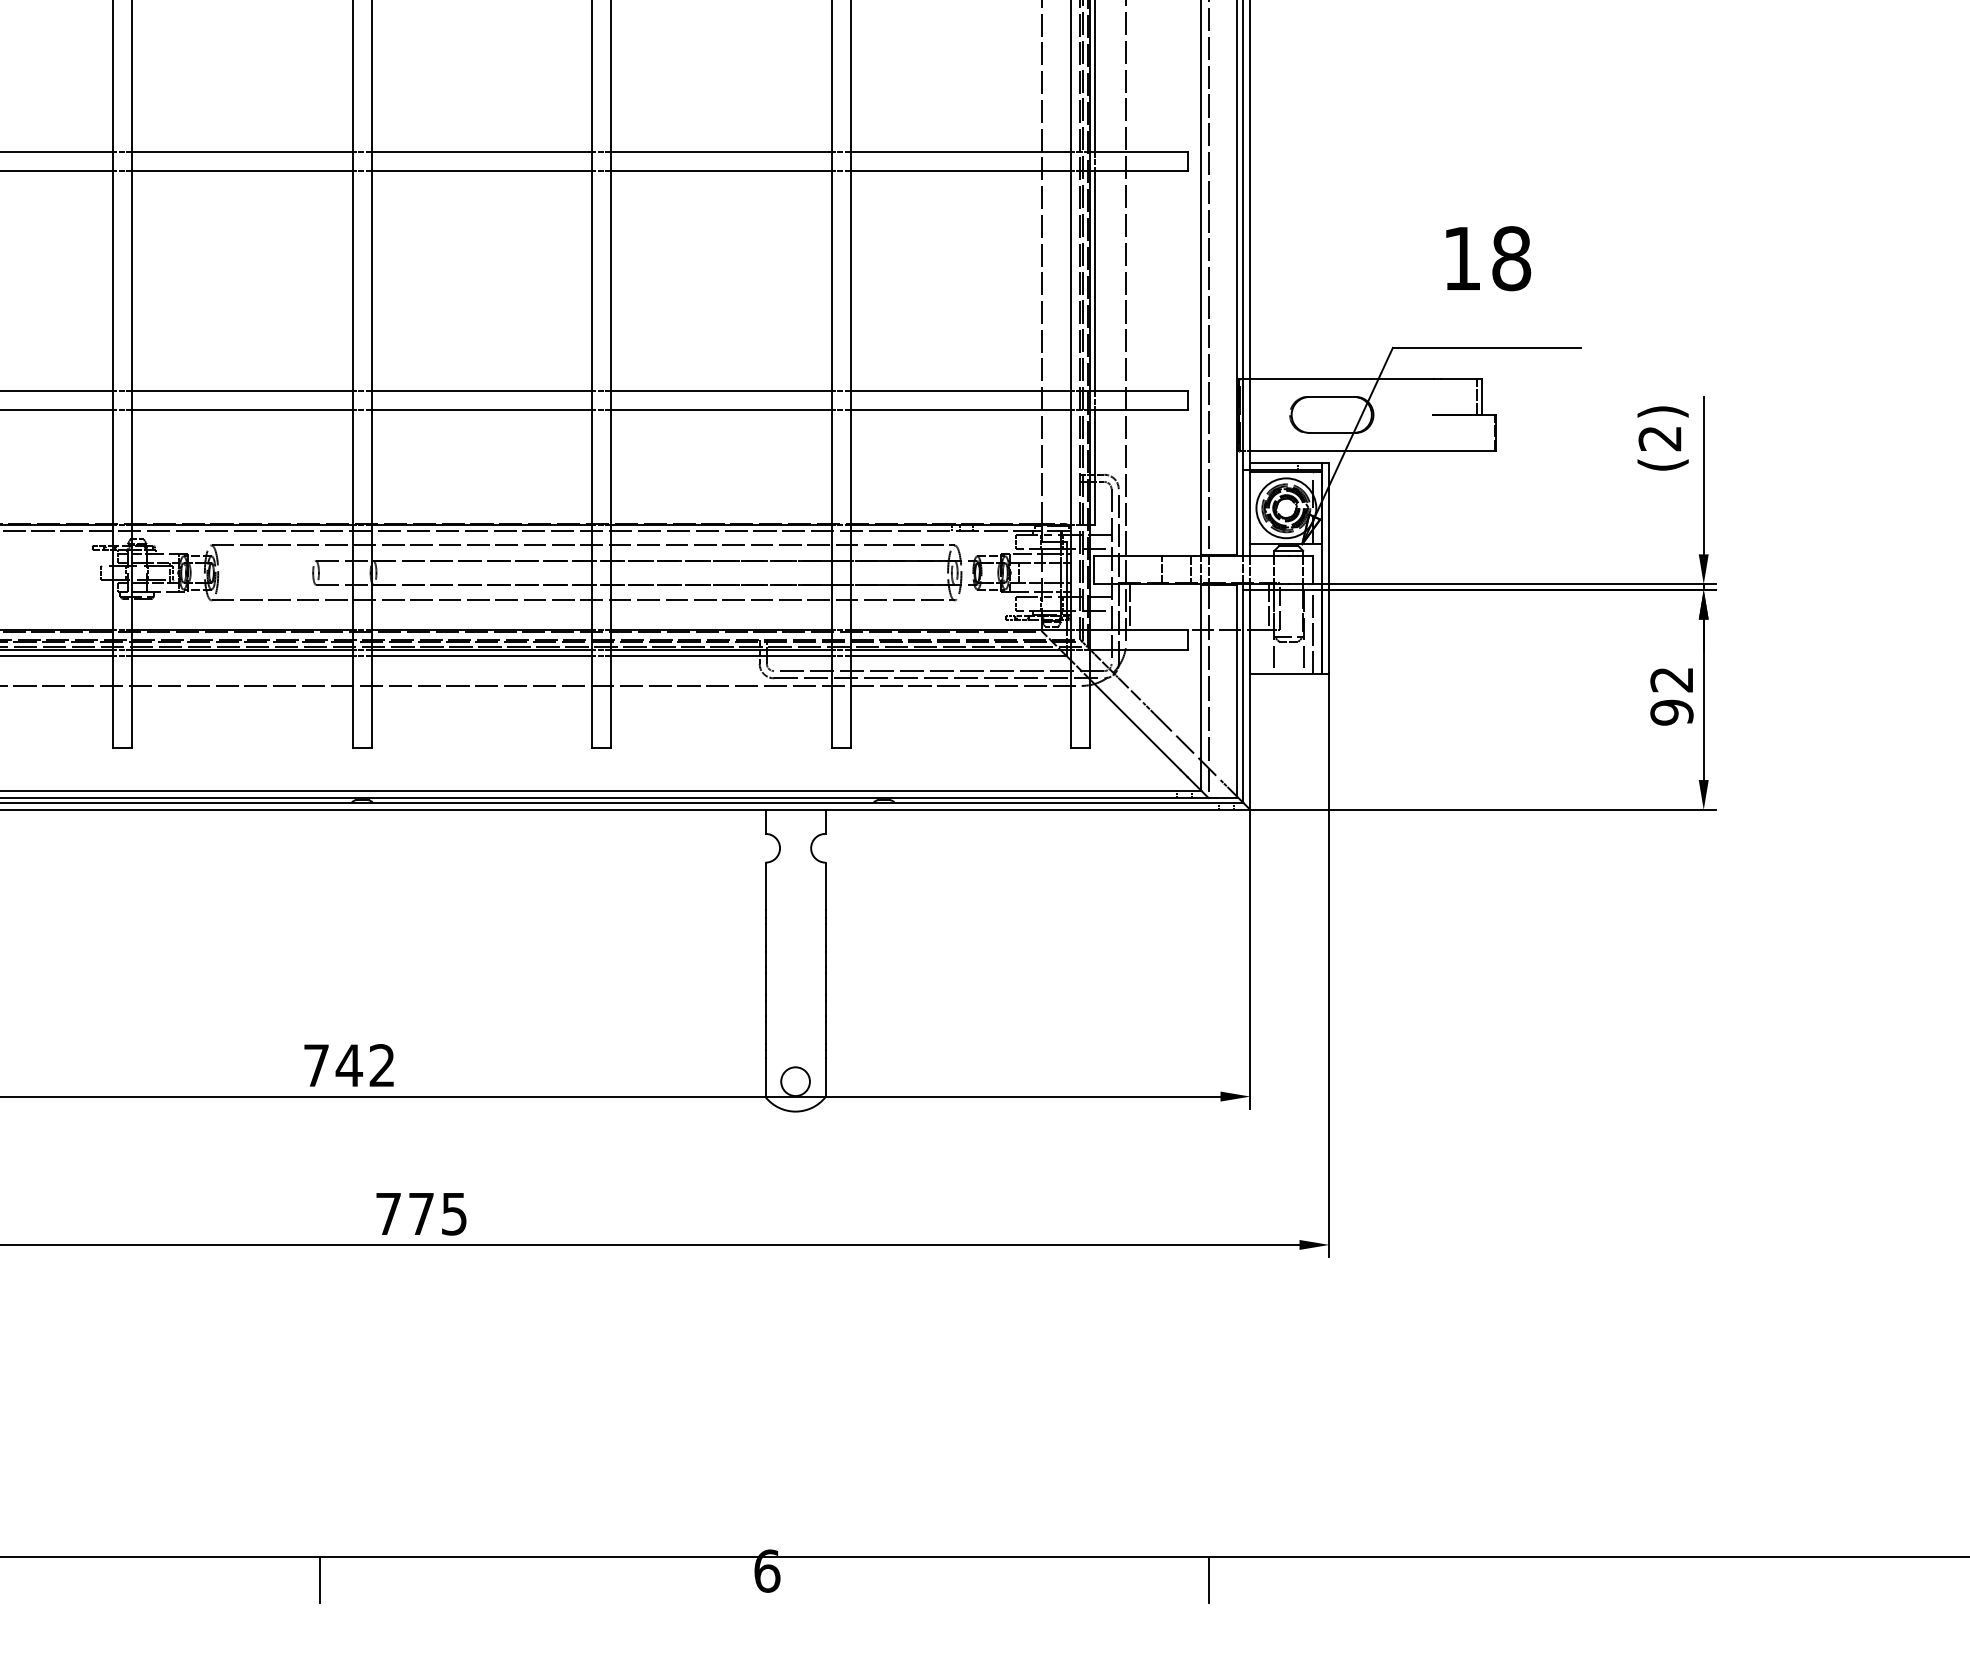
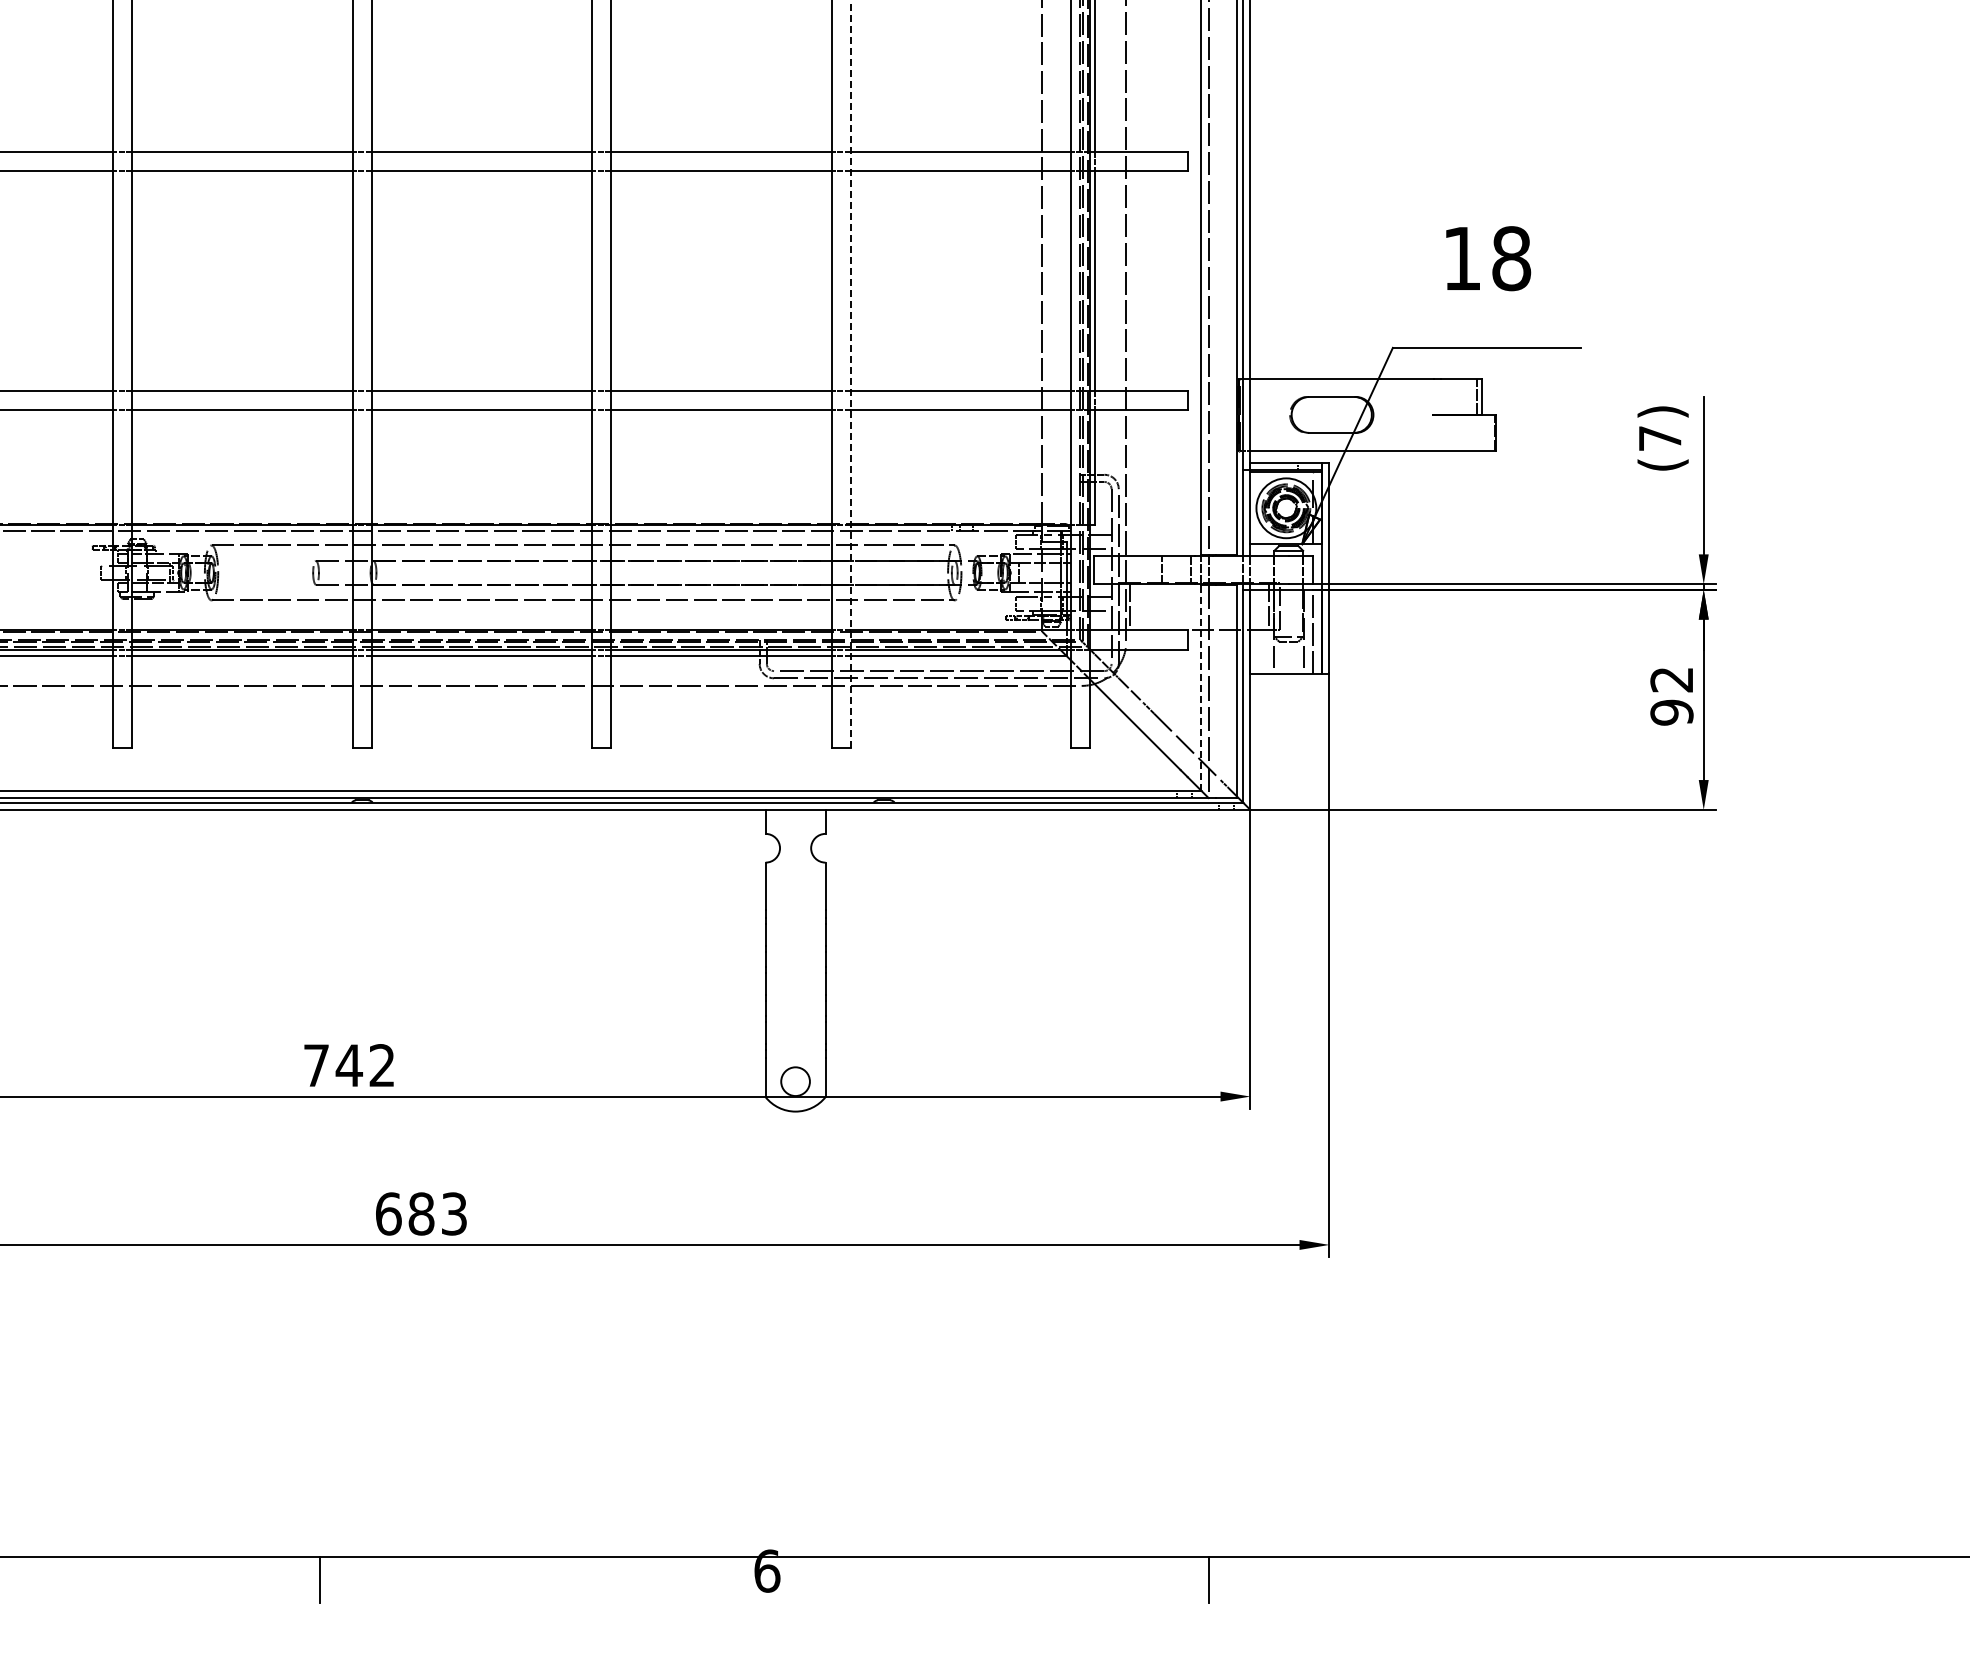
line: solid -> dashed (850, 373)
text: (2) -> (7) (1659, 438)
line: solid -> dashed (1201, 687)
text: 775 -> 683 (421, 1213)
